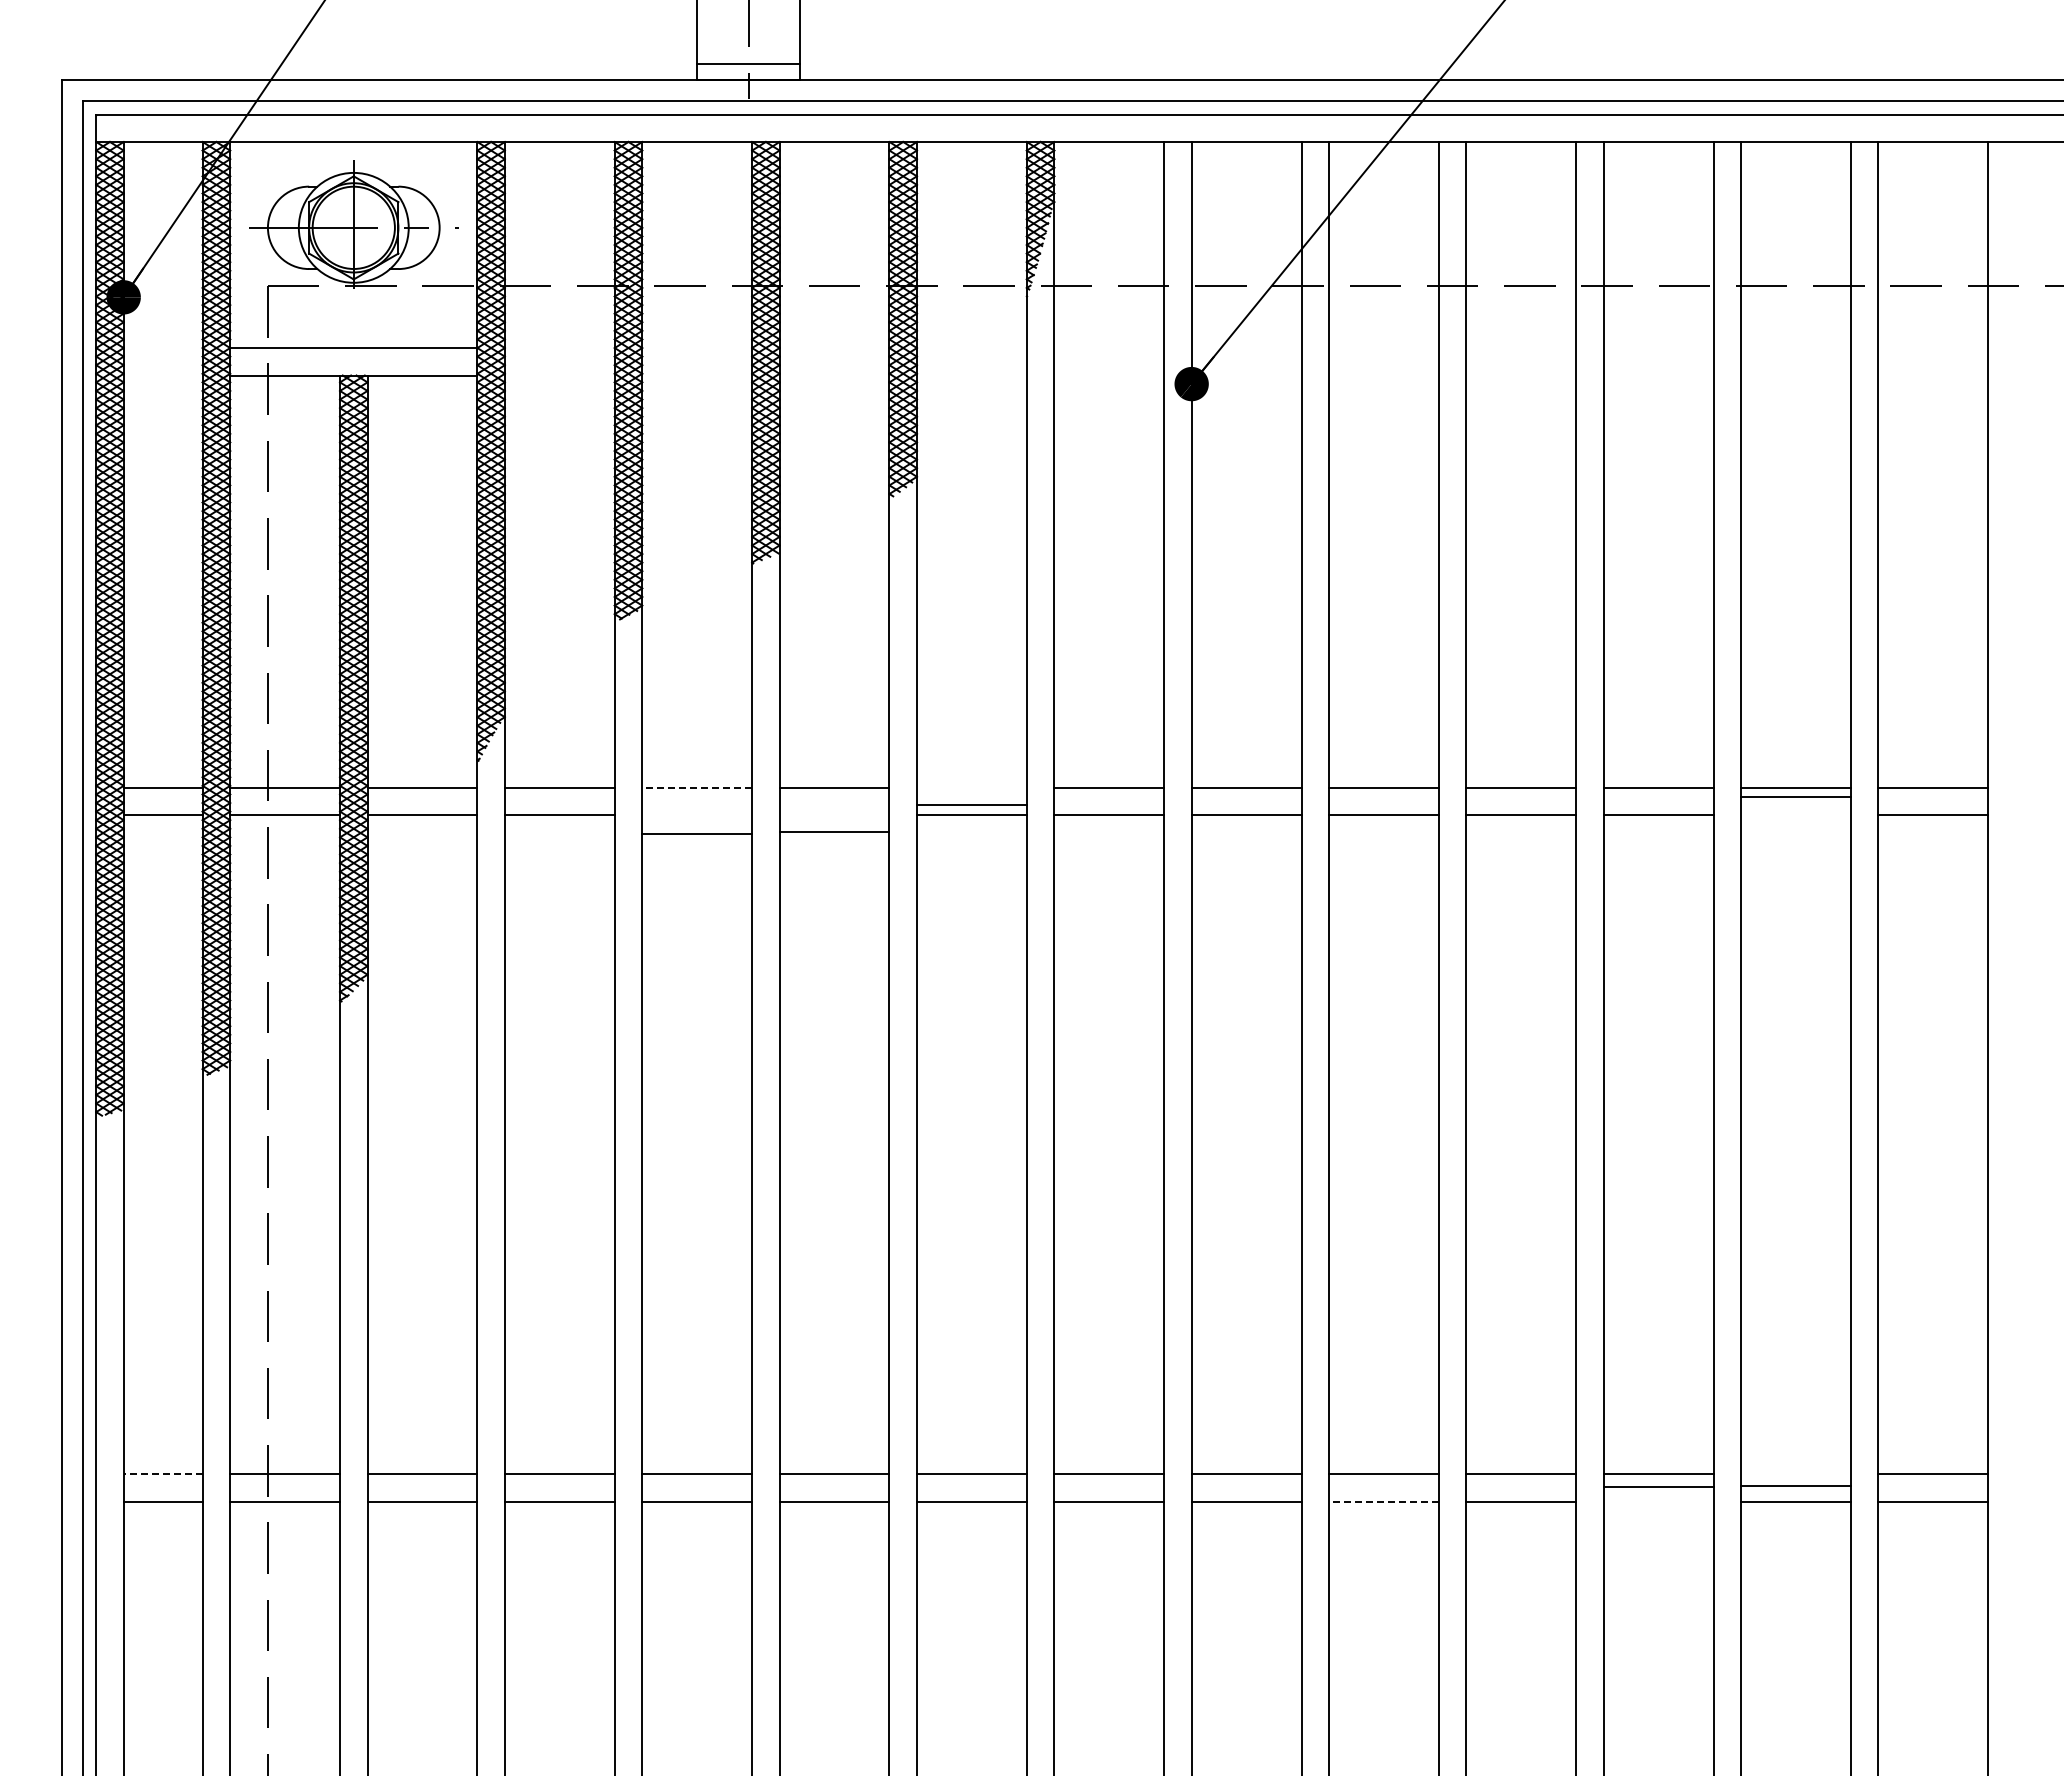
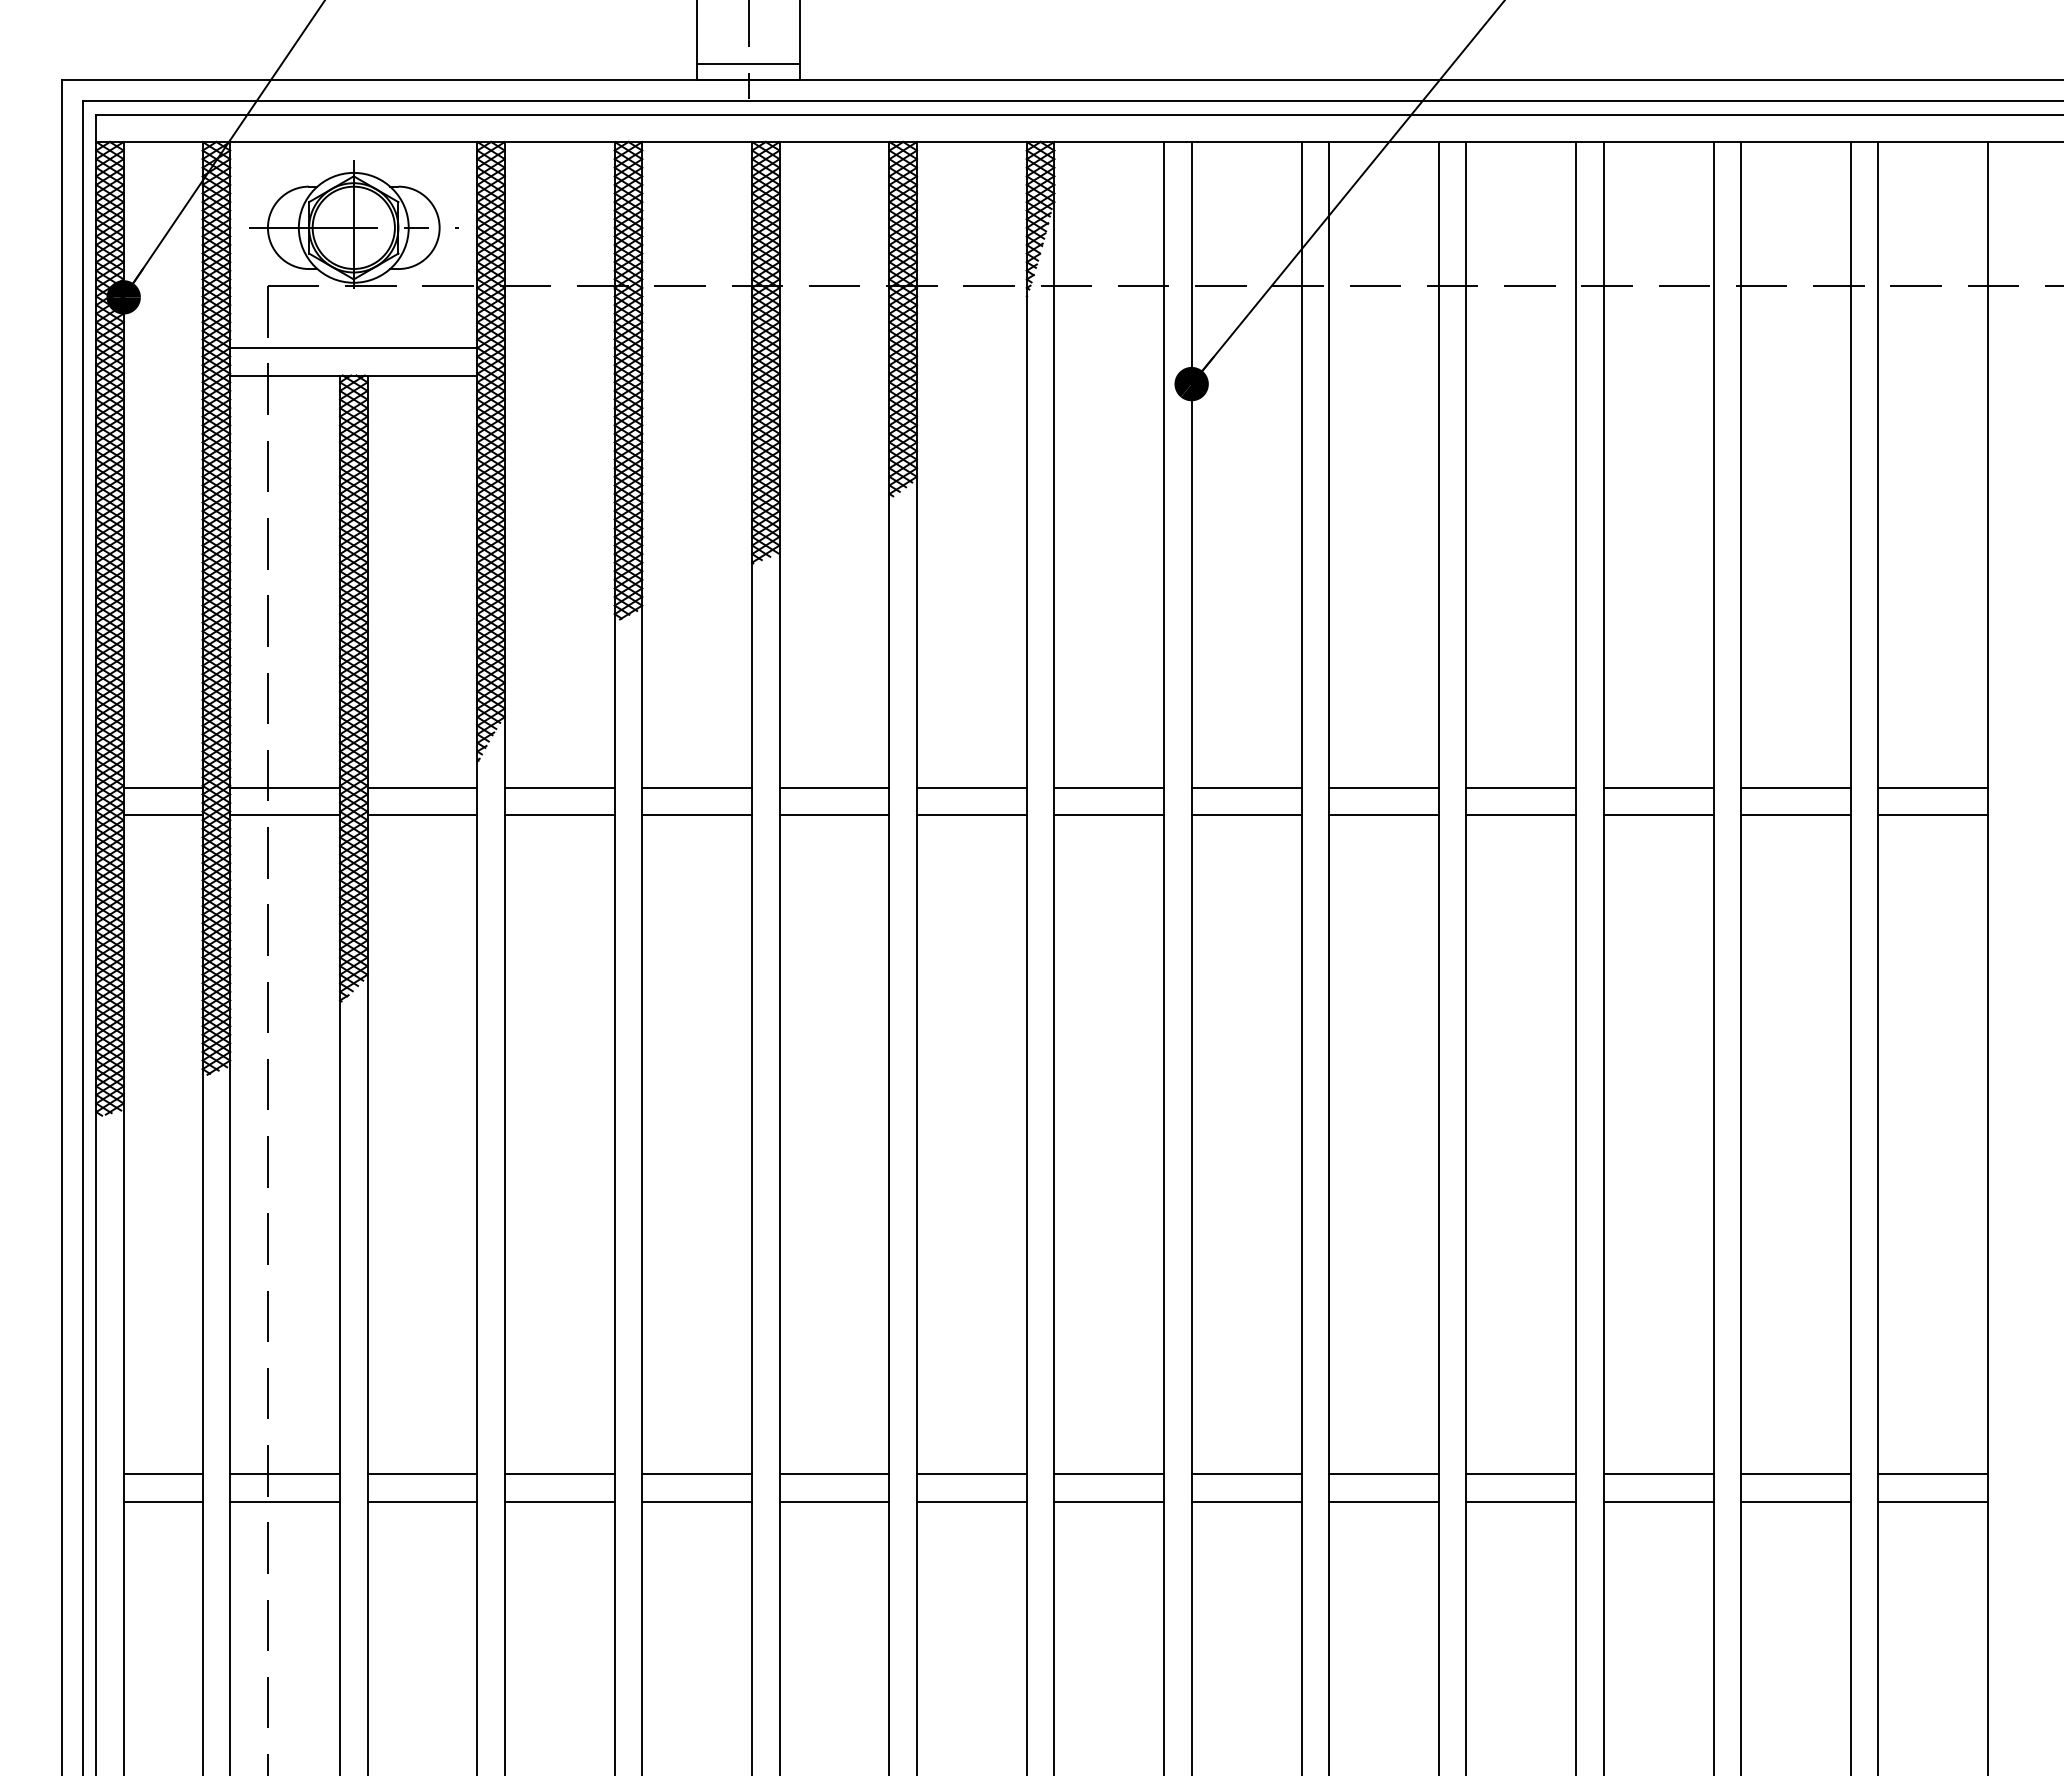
line: dashed -> solid (697, 787)
line position: (1795, 797) -> (1795, 815) (1795, 815)
line position: (971, 804) -> (971, 787) (971, 787)
line position: (834, 832) -> (834, 815) (834, 815)
line position: (697, 834) -> (697, 815) (697, 815)
line: dashed -> solid (162, 1474)
line position: (1658, 1486) -> (1658, 1501) (1658, 1501)
line position: (1795, 1486) -> (1795, 1474) (1795, 1474)
line: dashed -> solid (1383, 1501)
